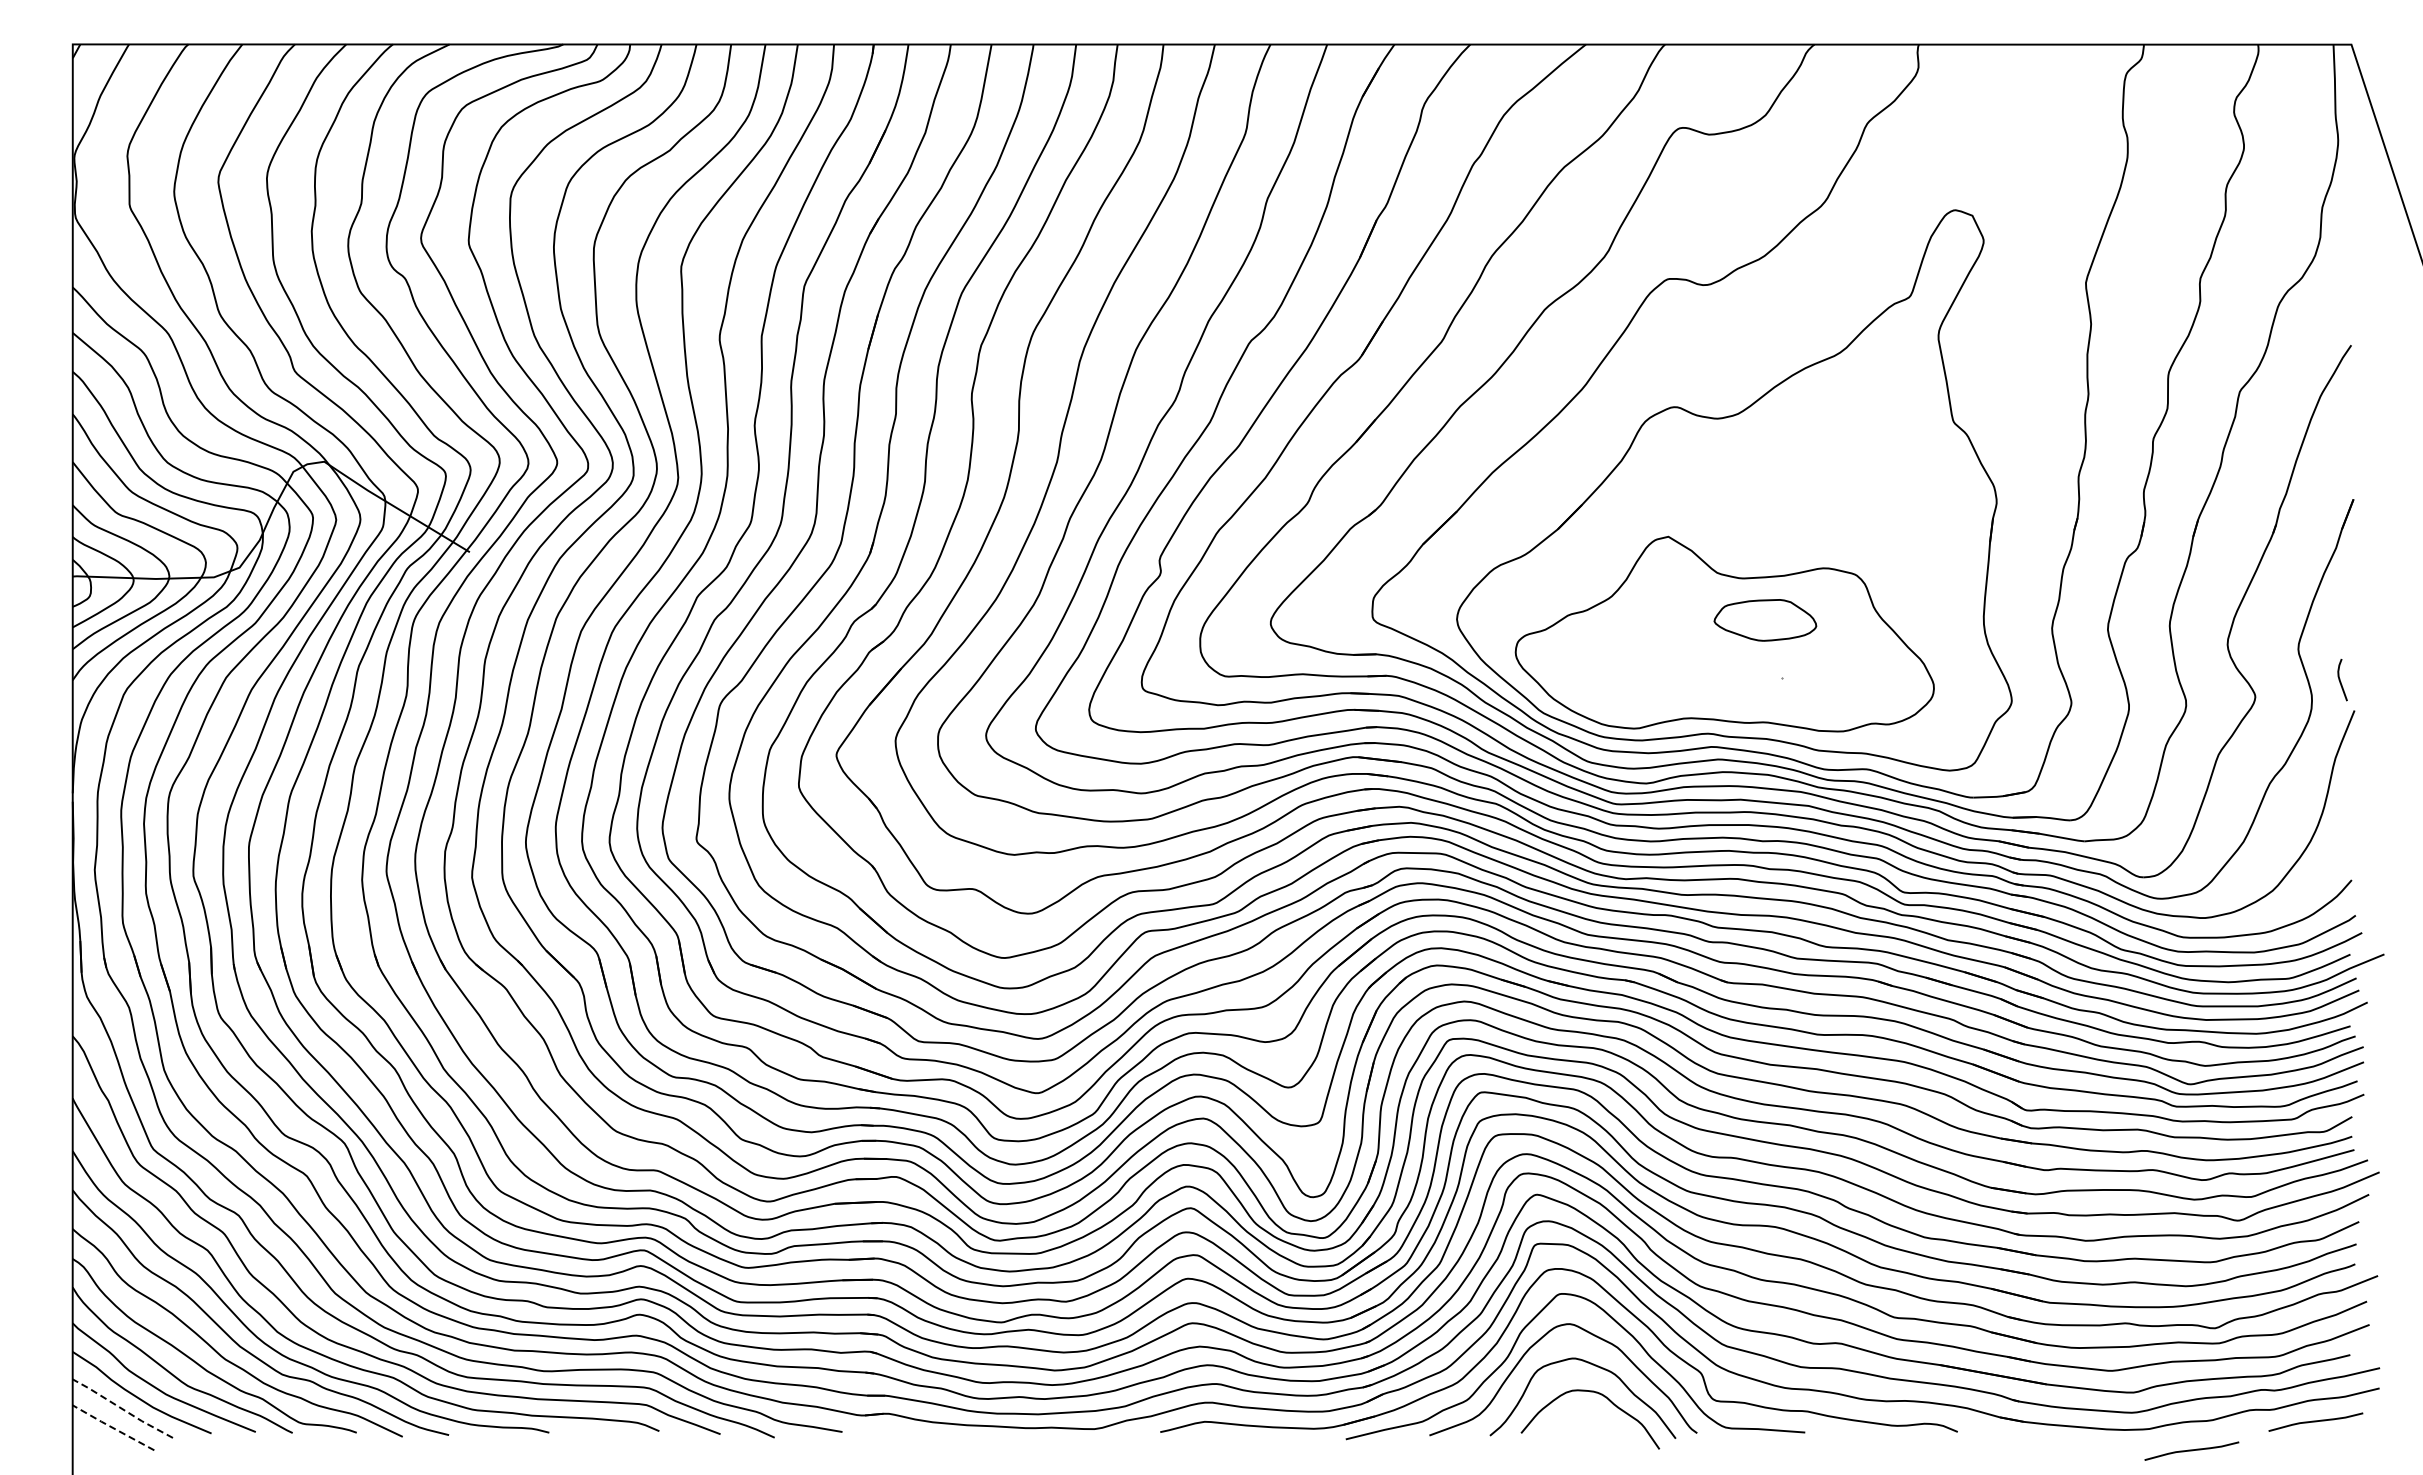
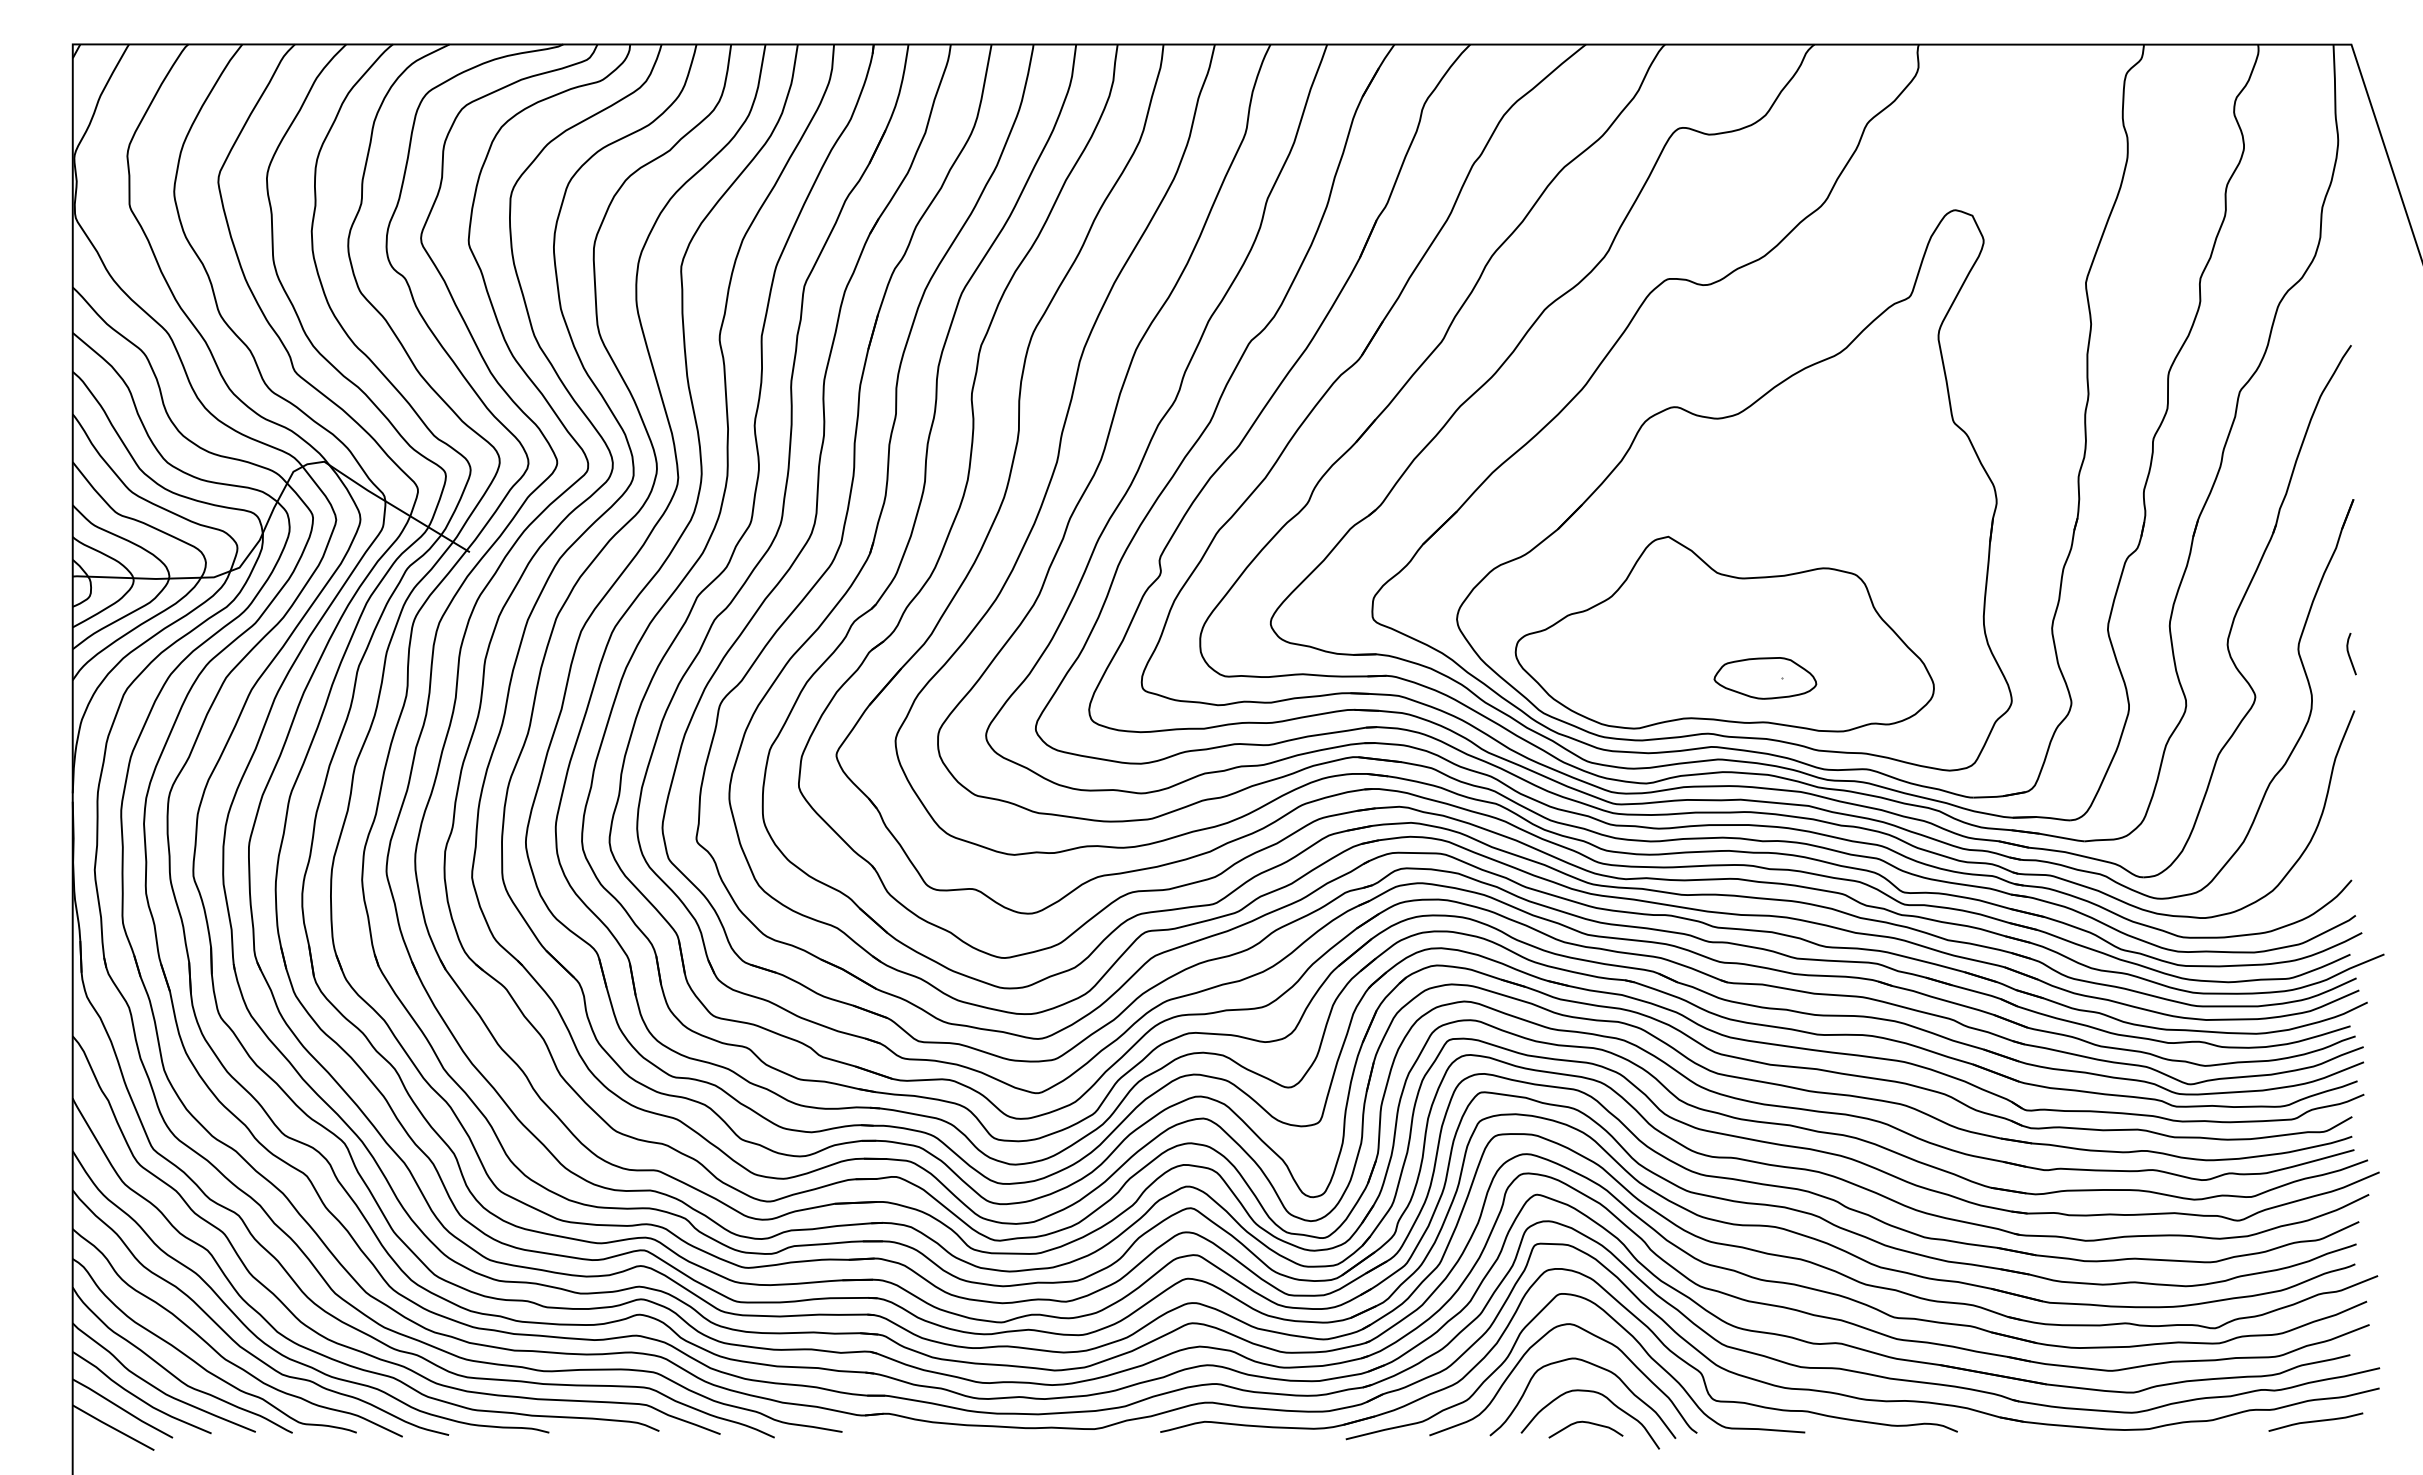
part position: (1765, 620) -> (1765, 678) (1765, 678)
curve position: (2341, 681) -> (2350, 655) (2350, 655)
line: dashed -> solid (122, 1409)
curve: none -> present (1585, 1423)
line: dashed -> solid (112, 1427)
curve: present -> none (2191, 1450)
